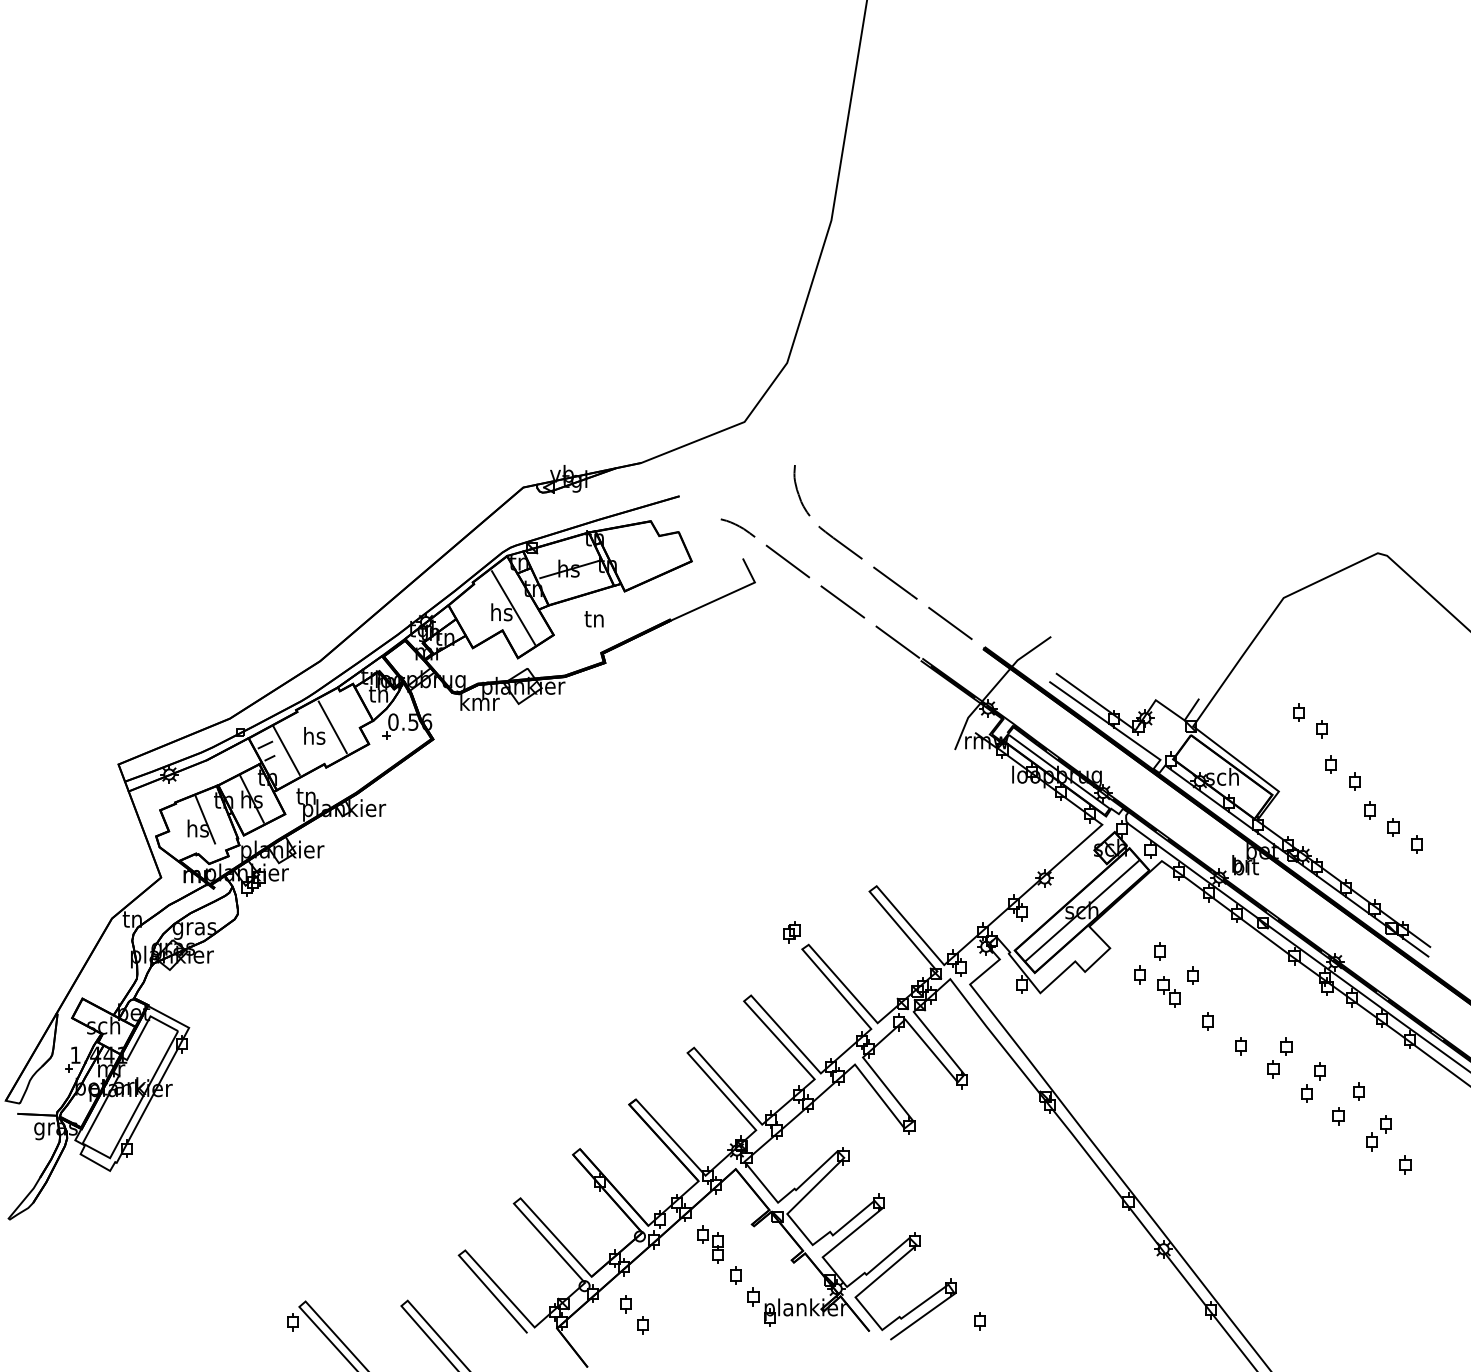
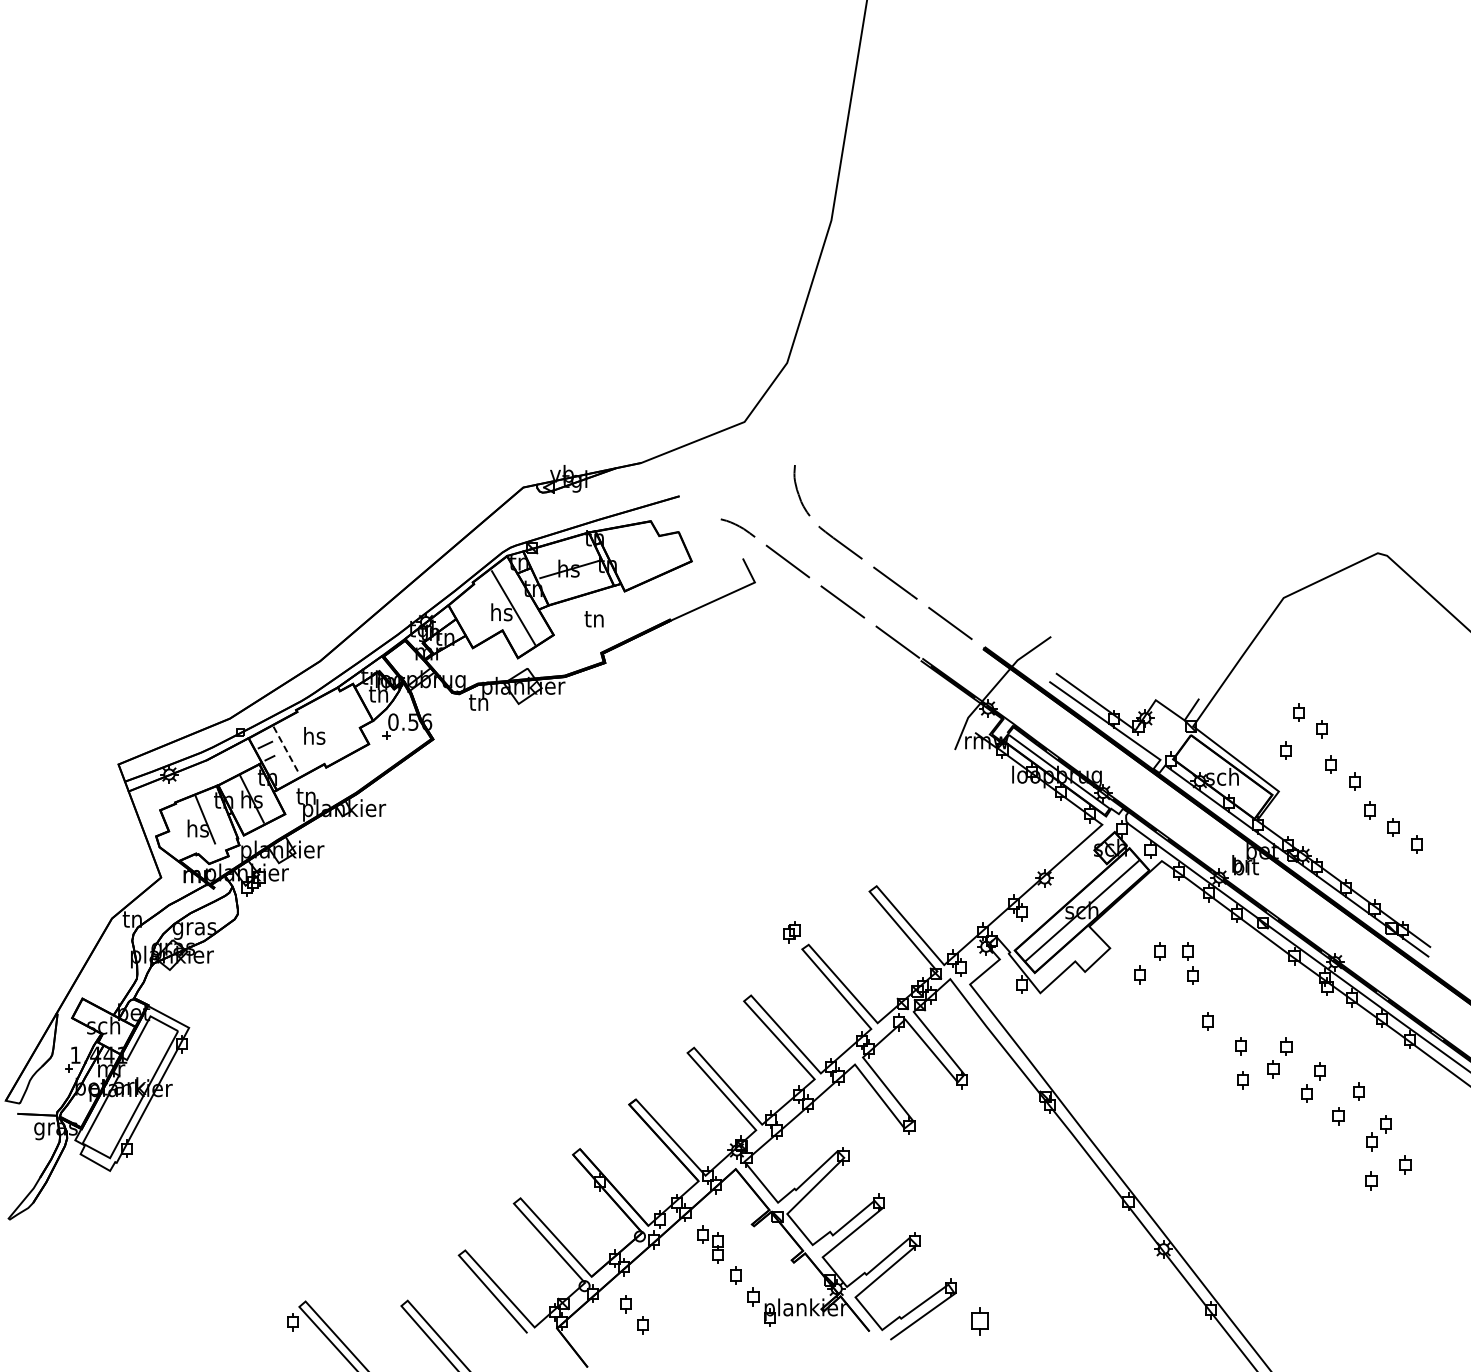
text: kmr -> tn (479, 702)
line: present -> none (332, 727)
part: none -> present (1285, 750)
line: solid -> dashed (286, 751)
part: none -> present (1187, 951)
part: present -> none (1168, 991)
part: none -> present (1242, 1080)
part: none -> present (1371, 1180)
part size: 12x19 px -> 18x29 px (979, 1321)
